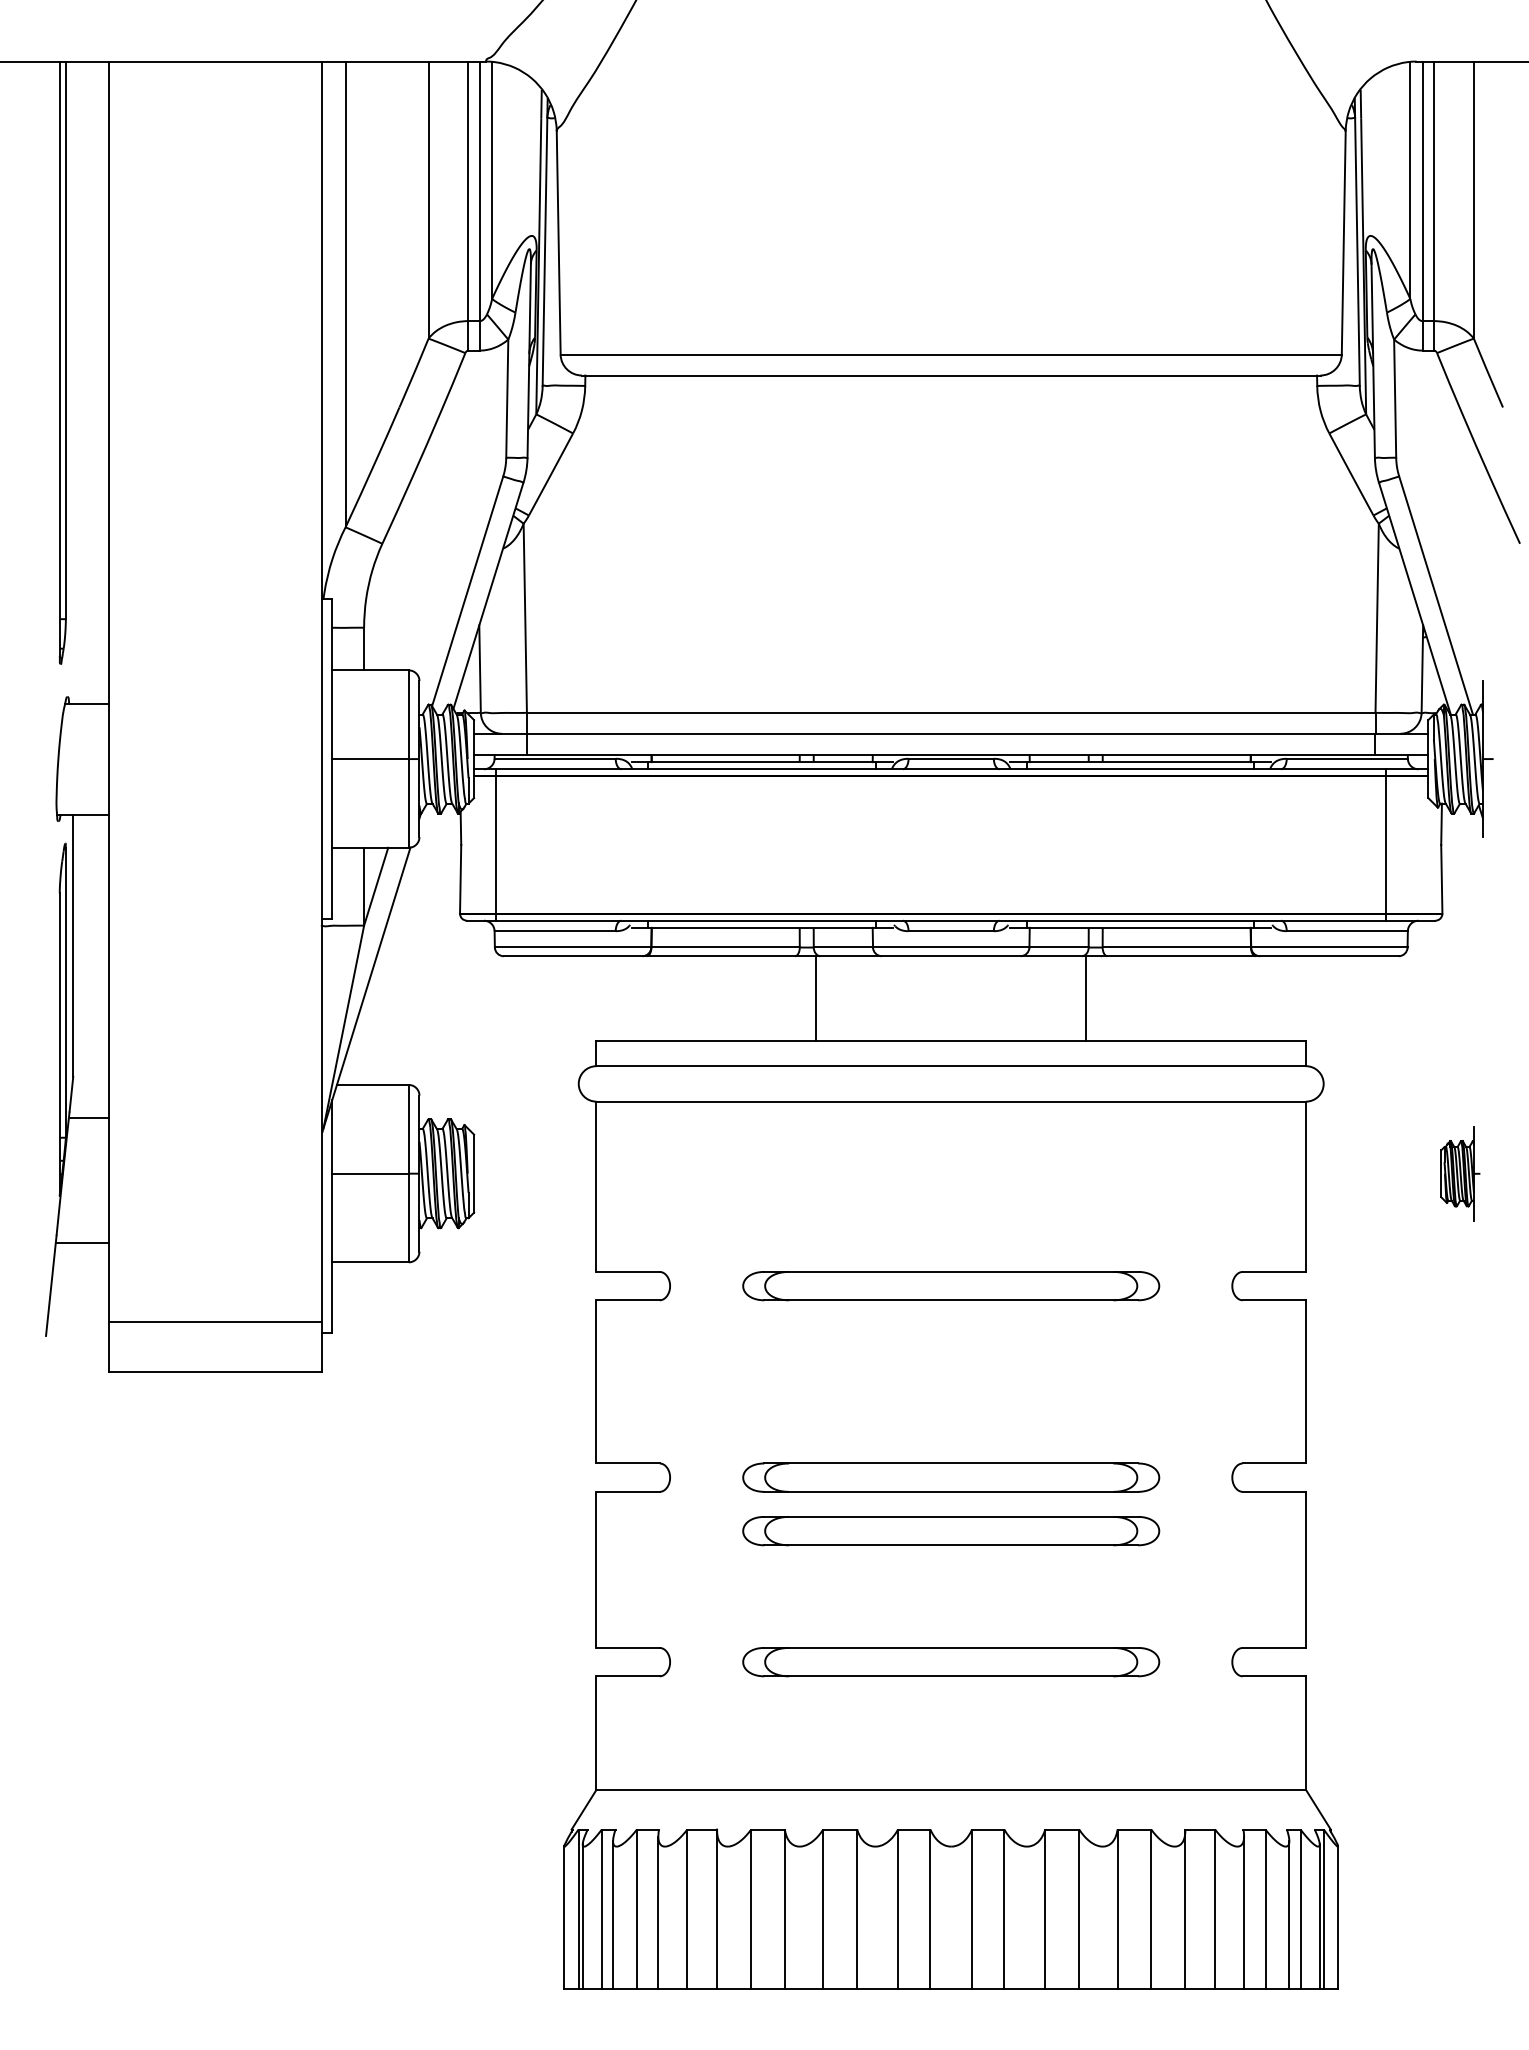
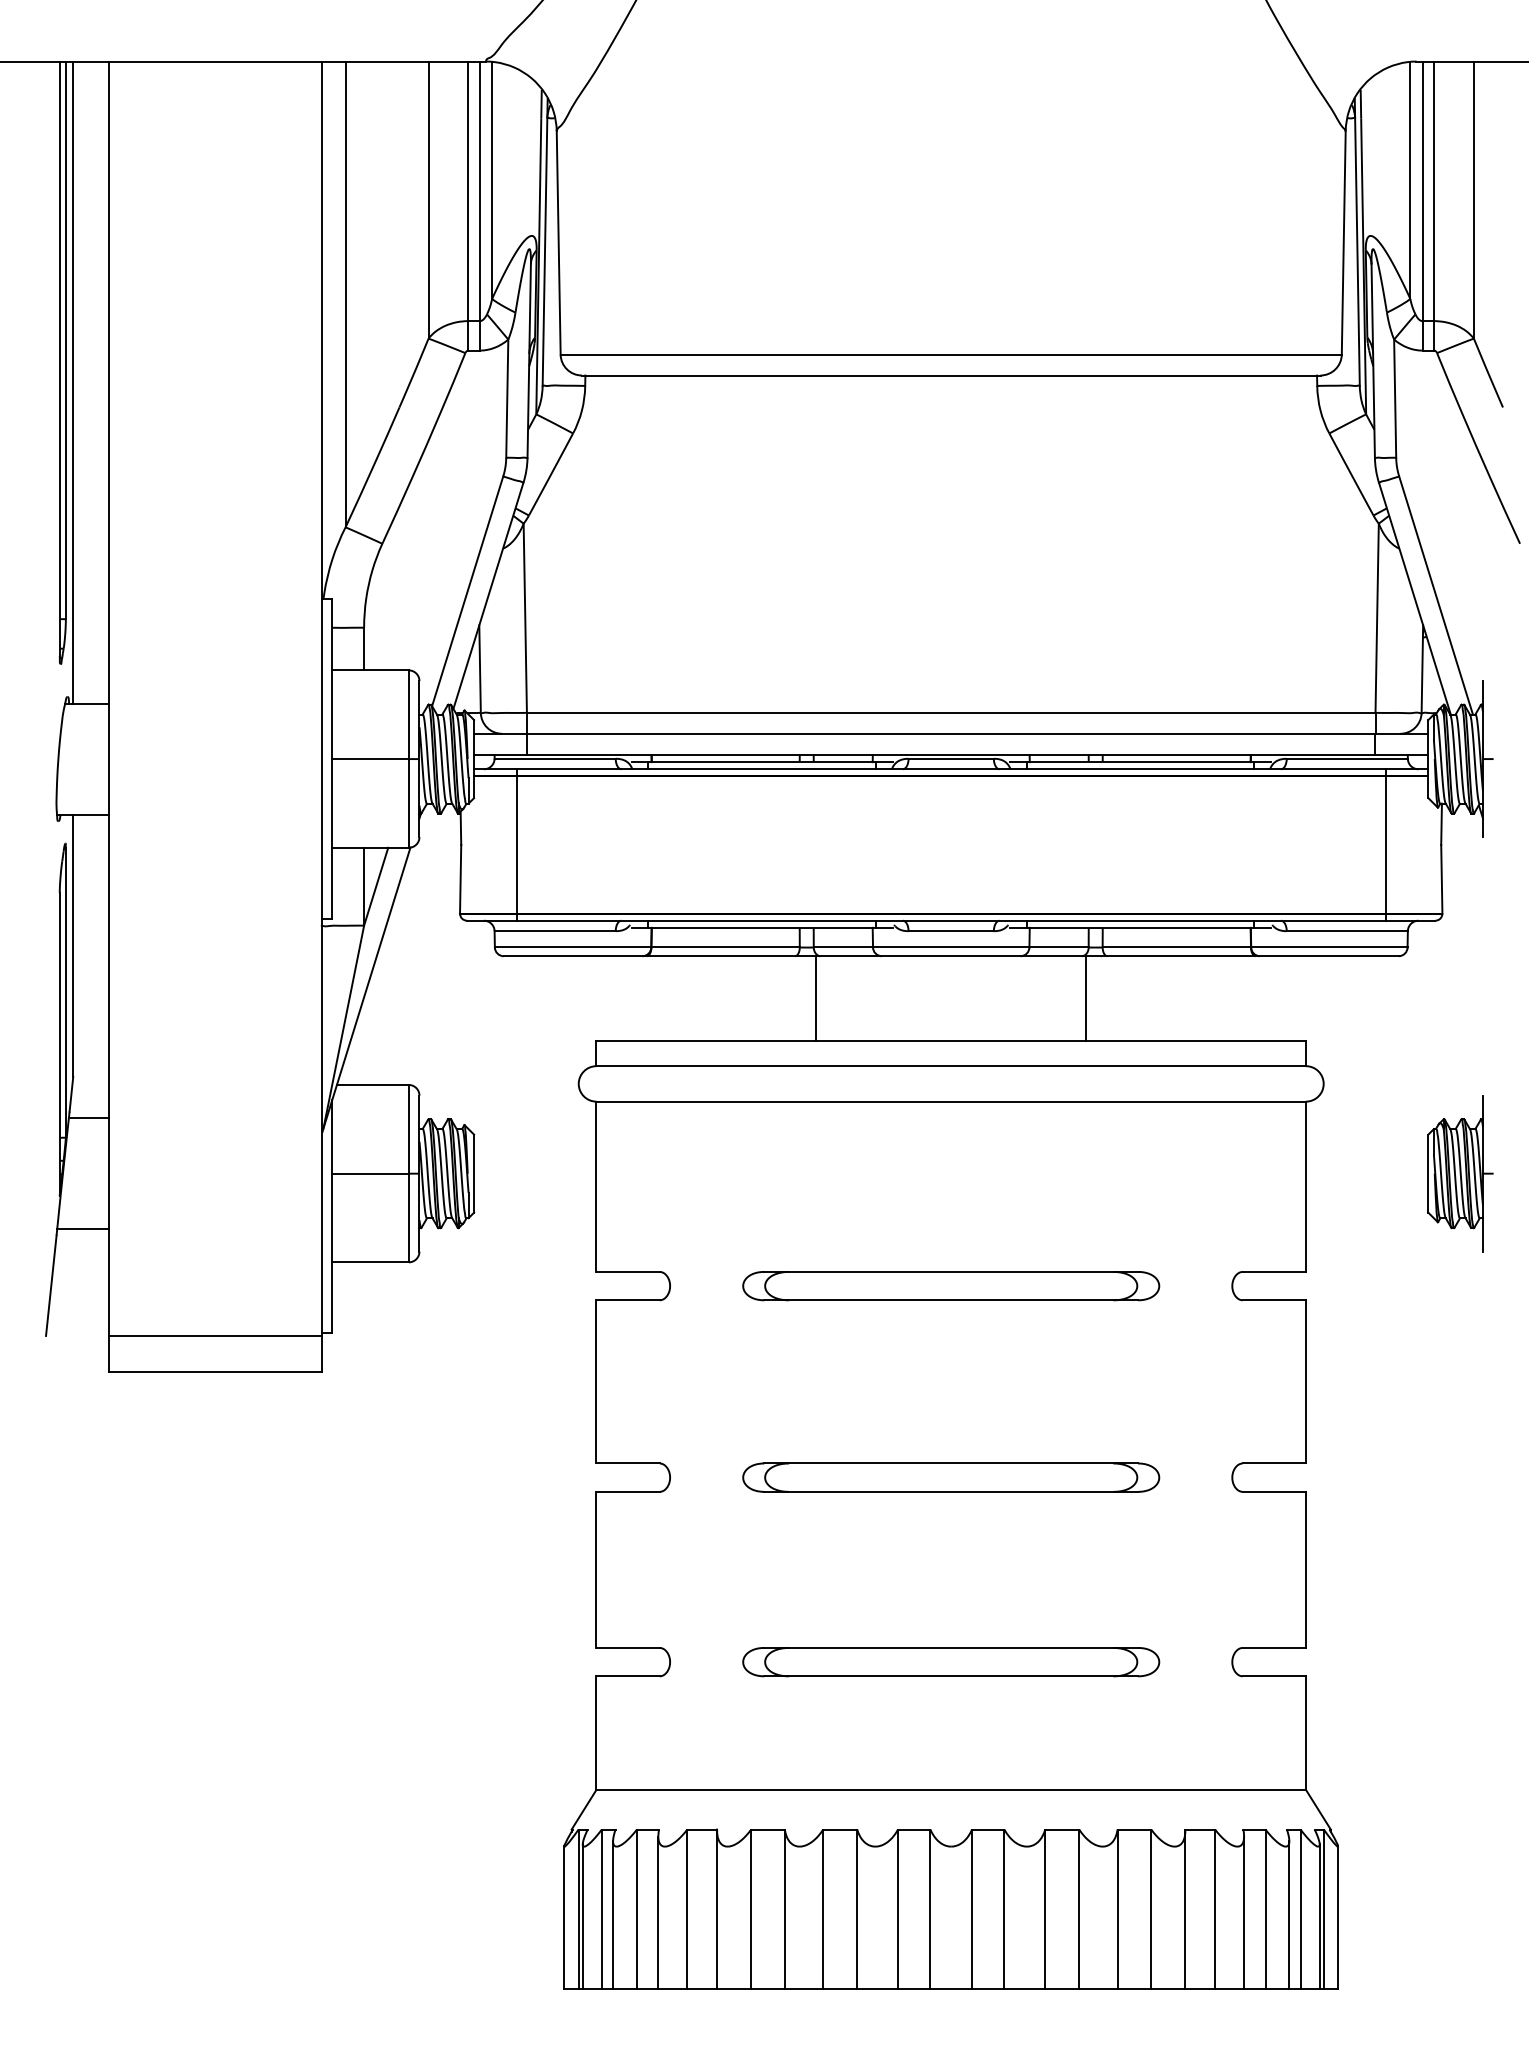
line: none -> present (73, 382)
line position: (495, 844) -> (516, 844) (516, 844)
part size: 41x96 px -> 67x158 px (1460, 1173)
line position: (82, 1243) -> (82, 1229) (82, 1229)
line position: (214, 1322) -> (214, 1336) (214, 1336)
part: present -> none (951, 1531)
